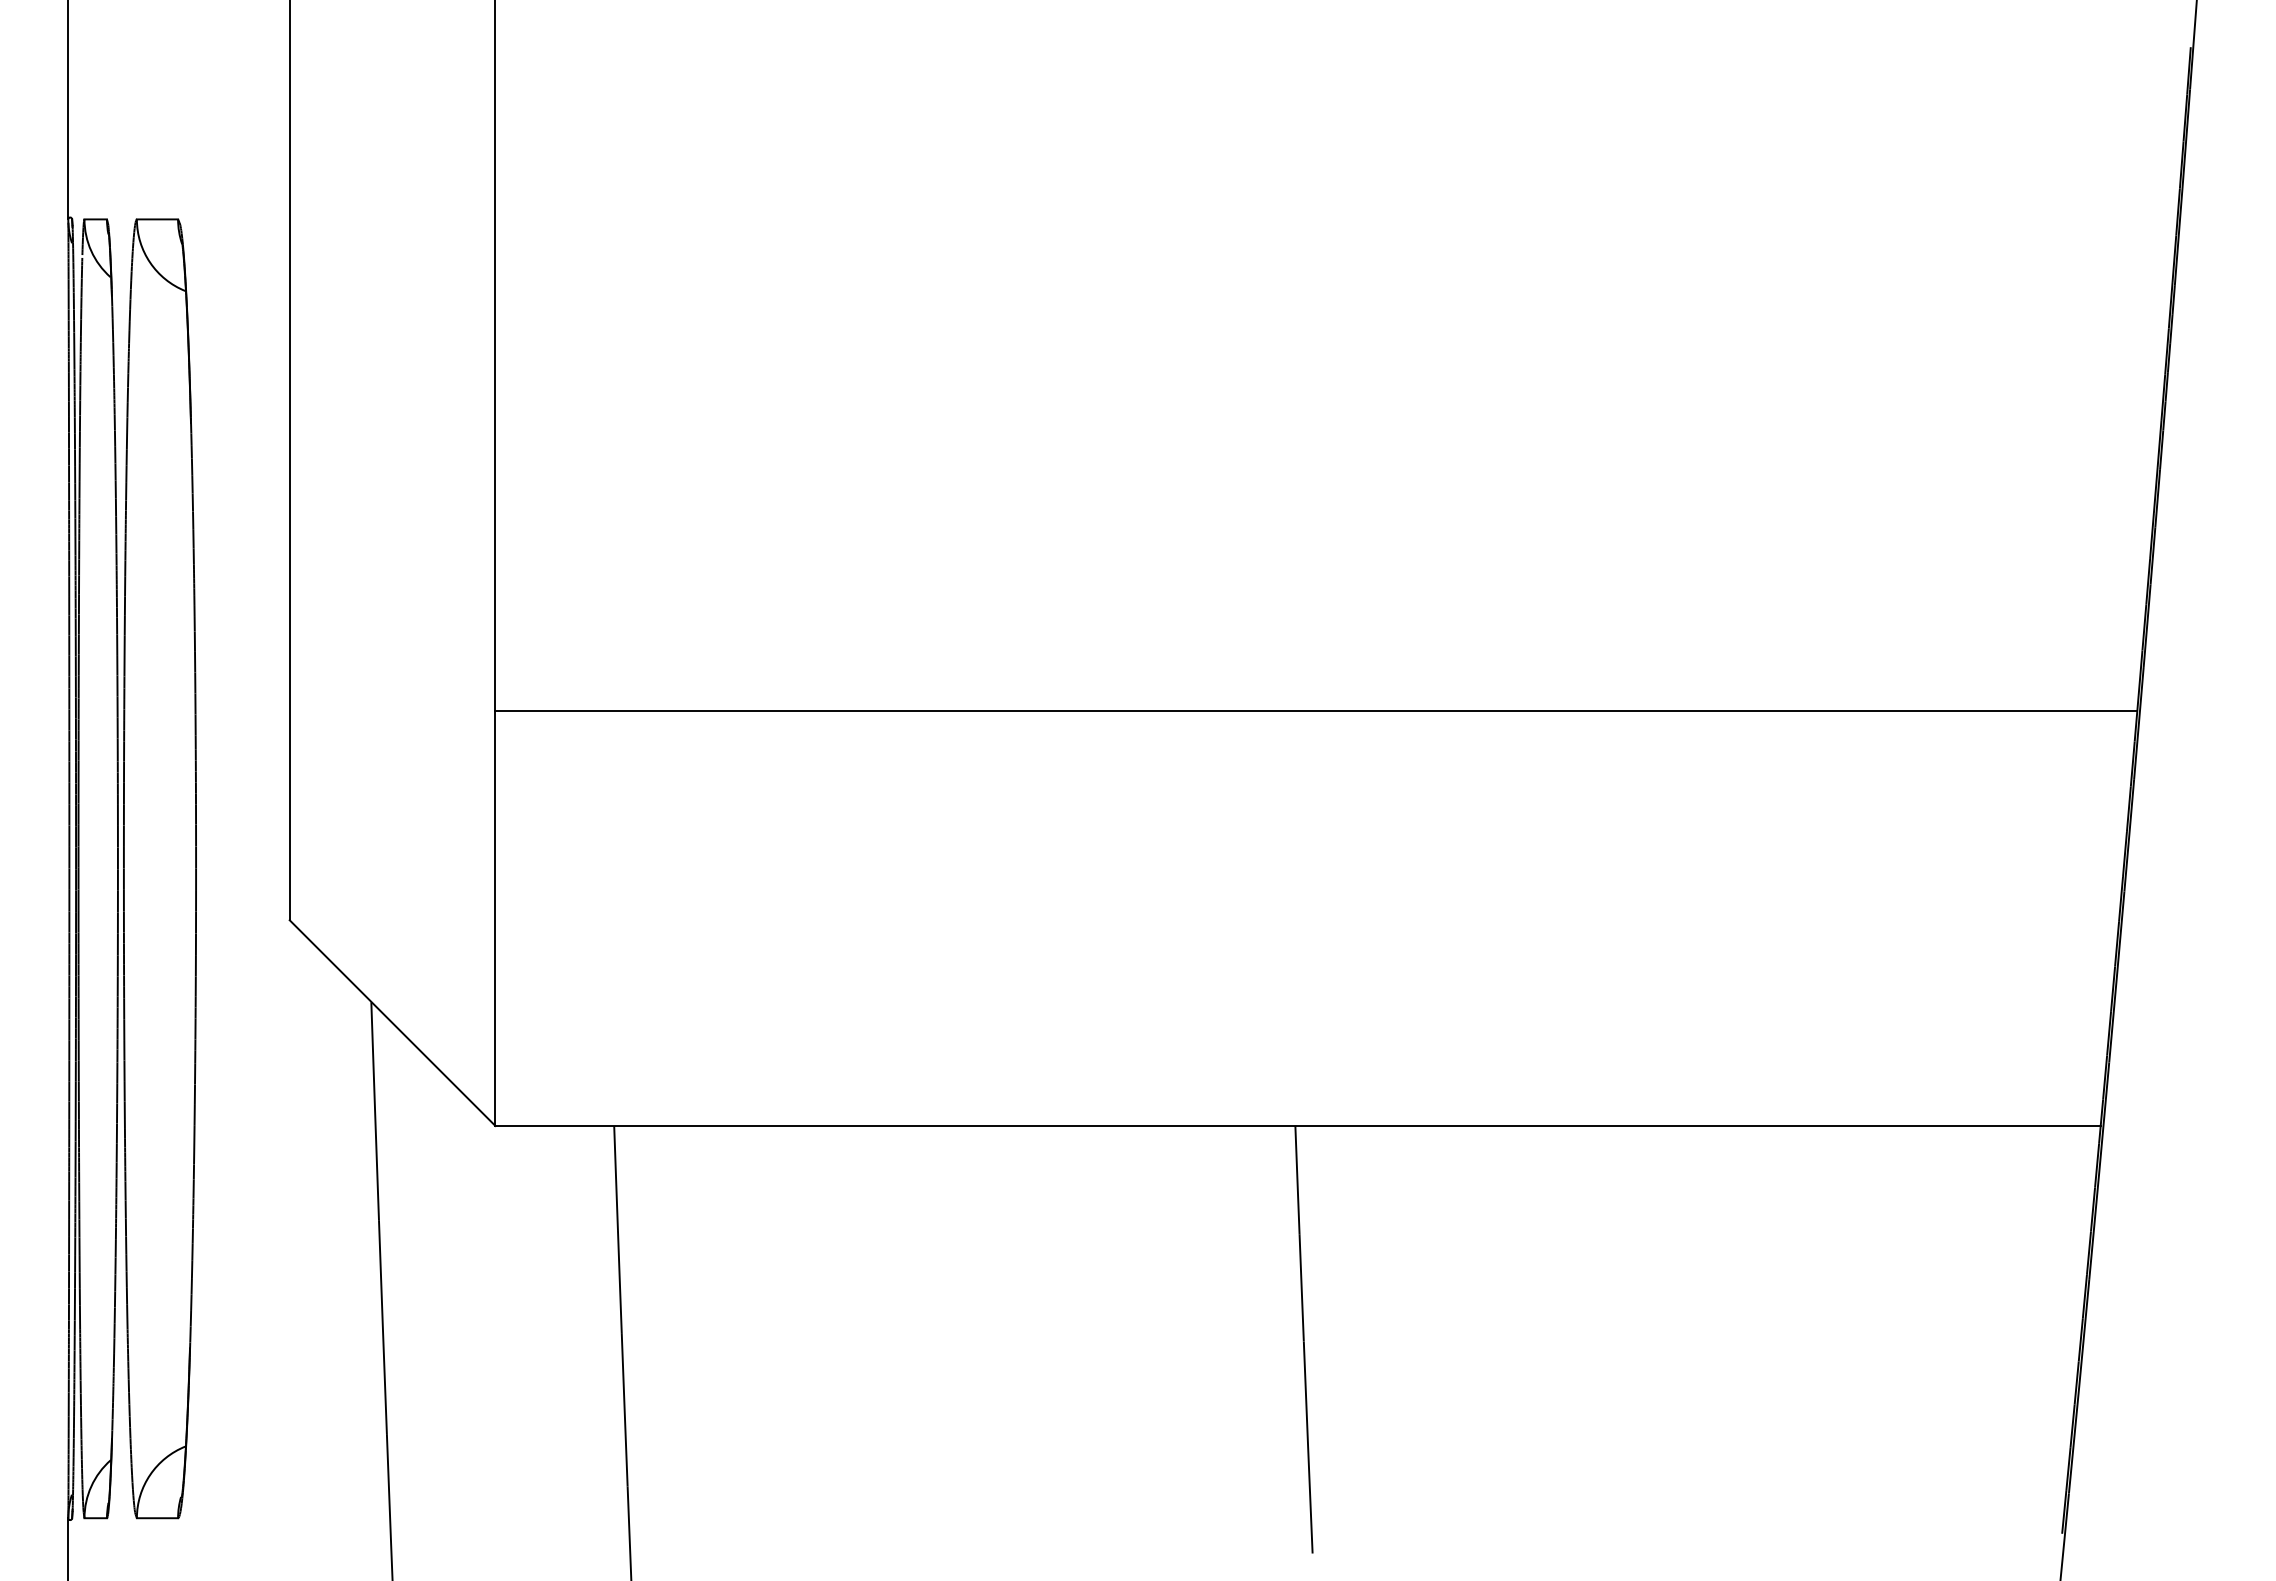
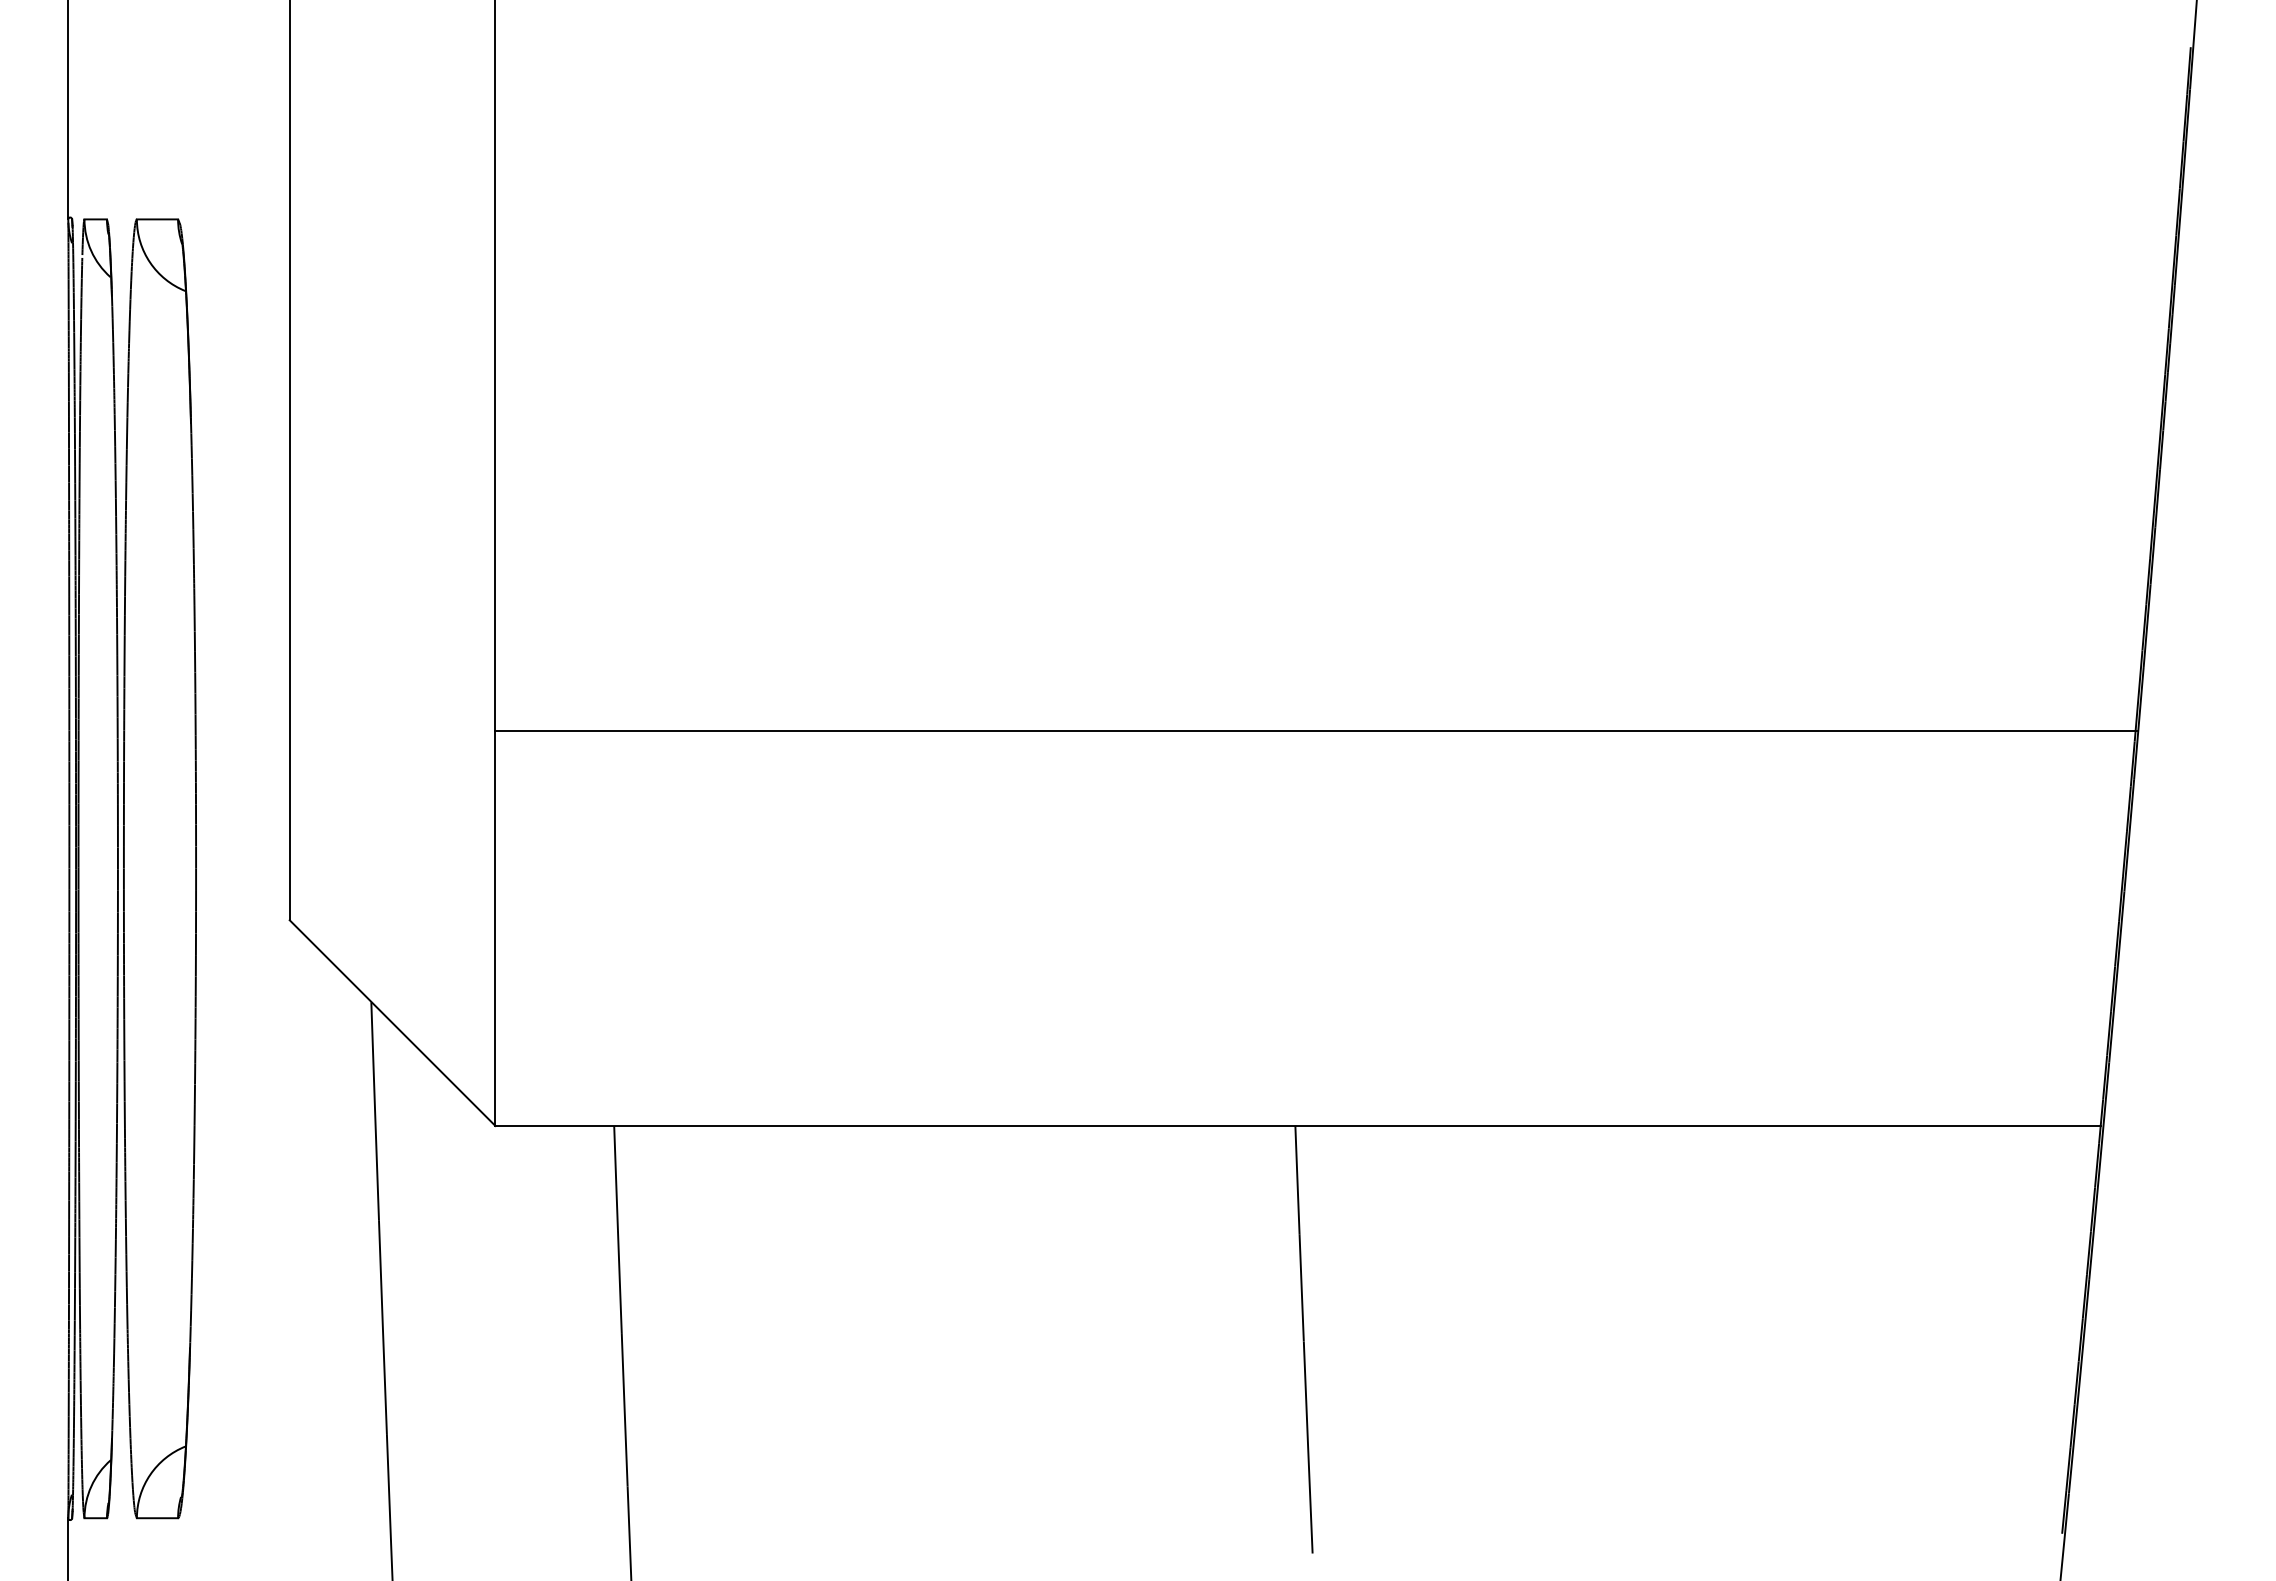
line position: (1316, 710) -> (1316, 730) (1316, 730)
